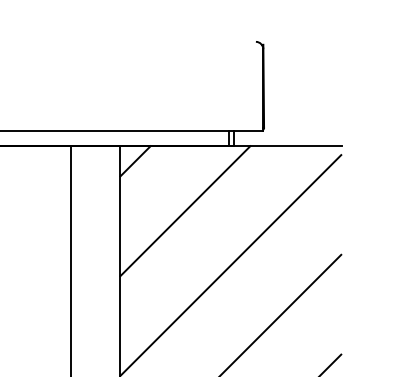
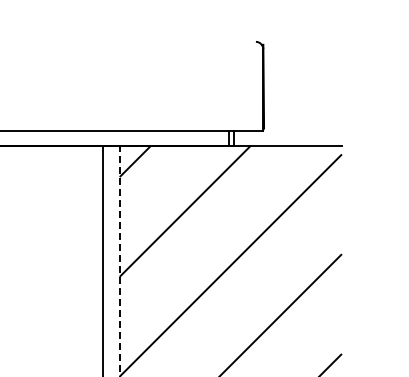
line position: (70, 259) -> (102, 259) (102, 259)
line: solid -> dashed (119, 260)
